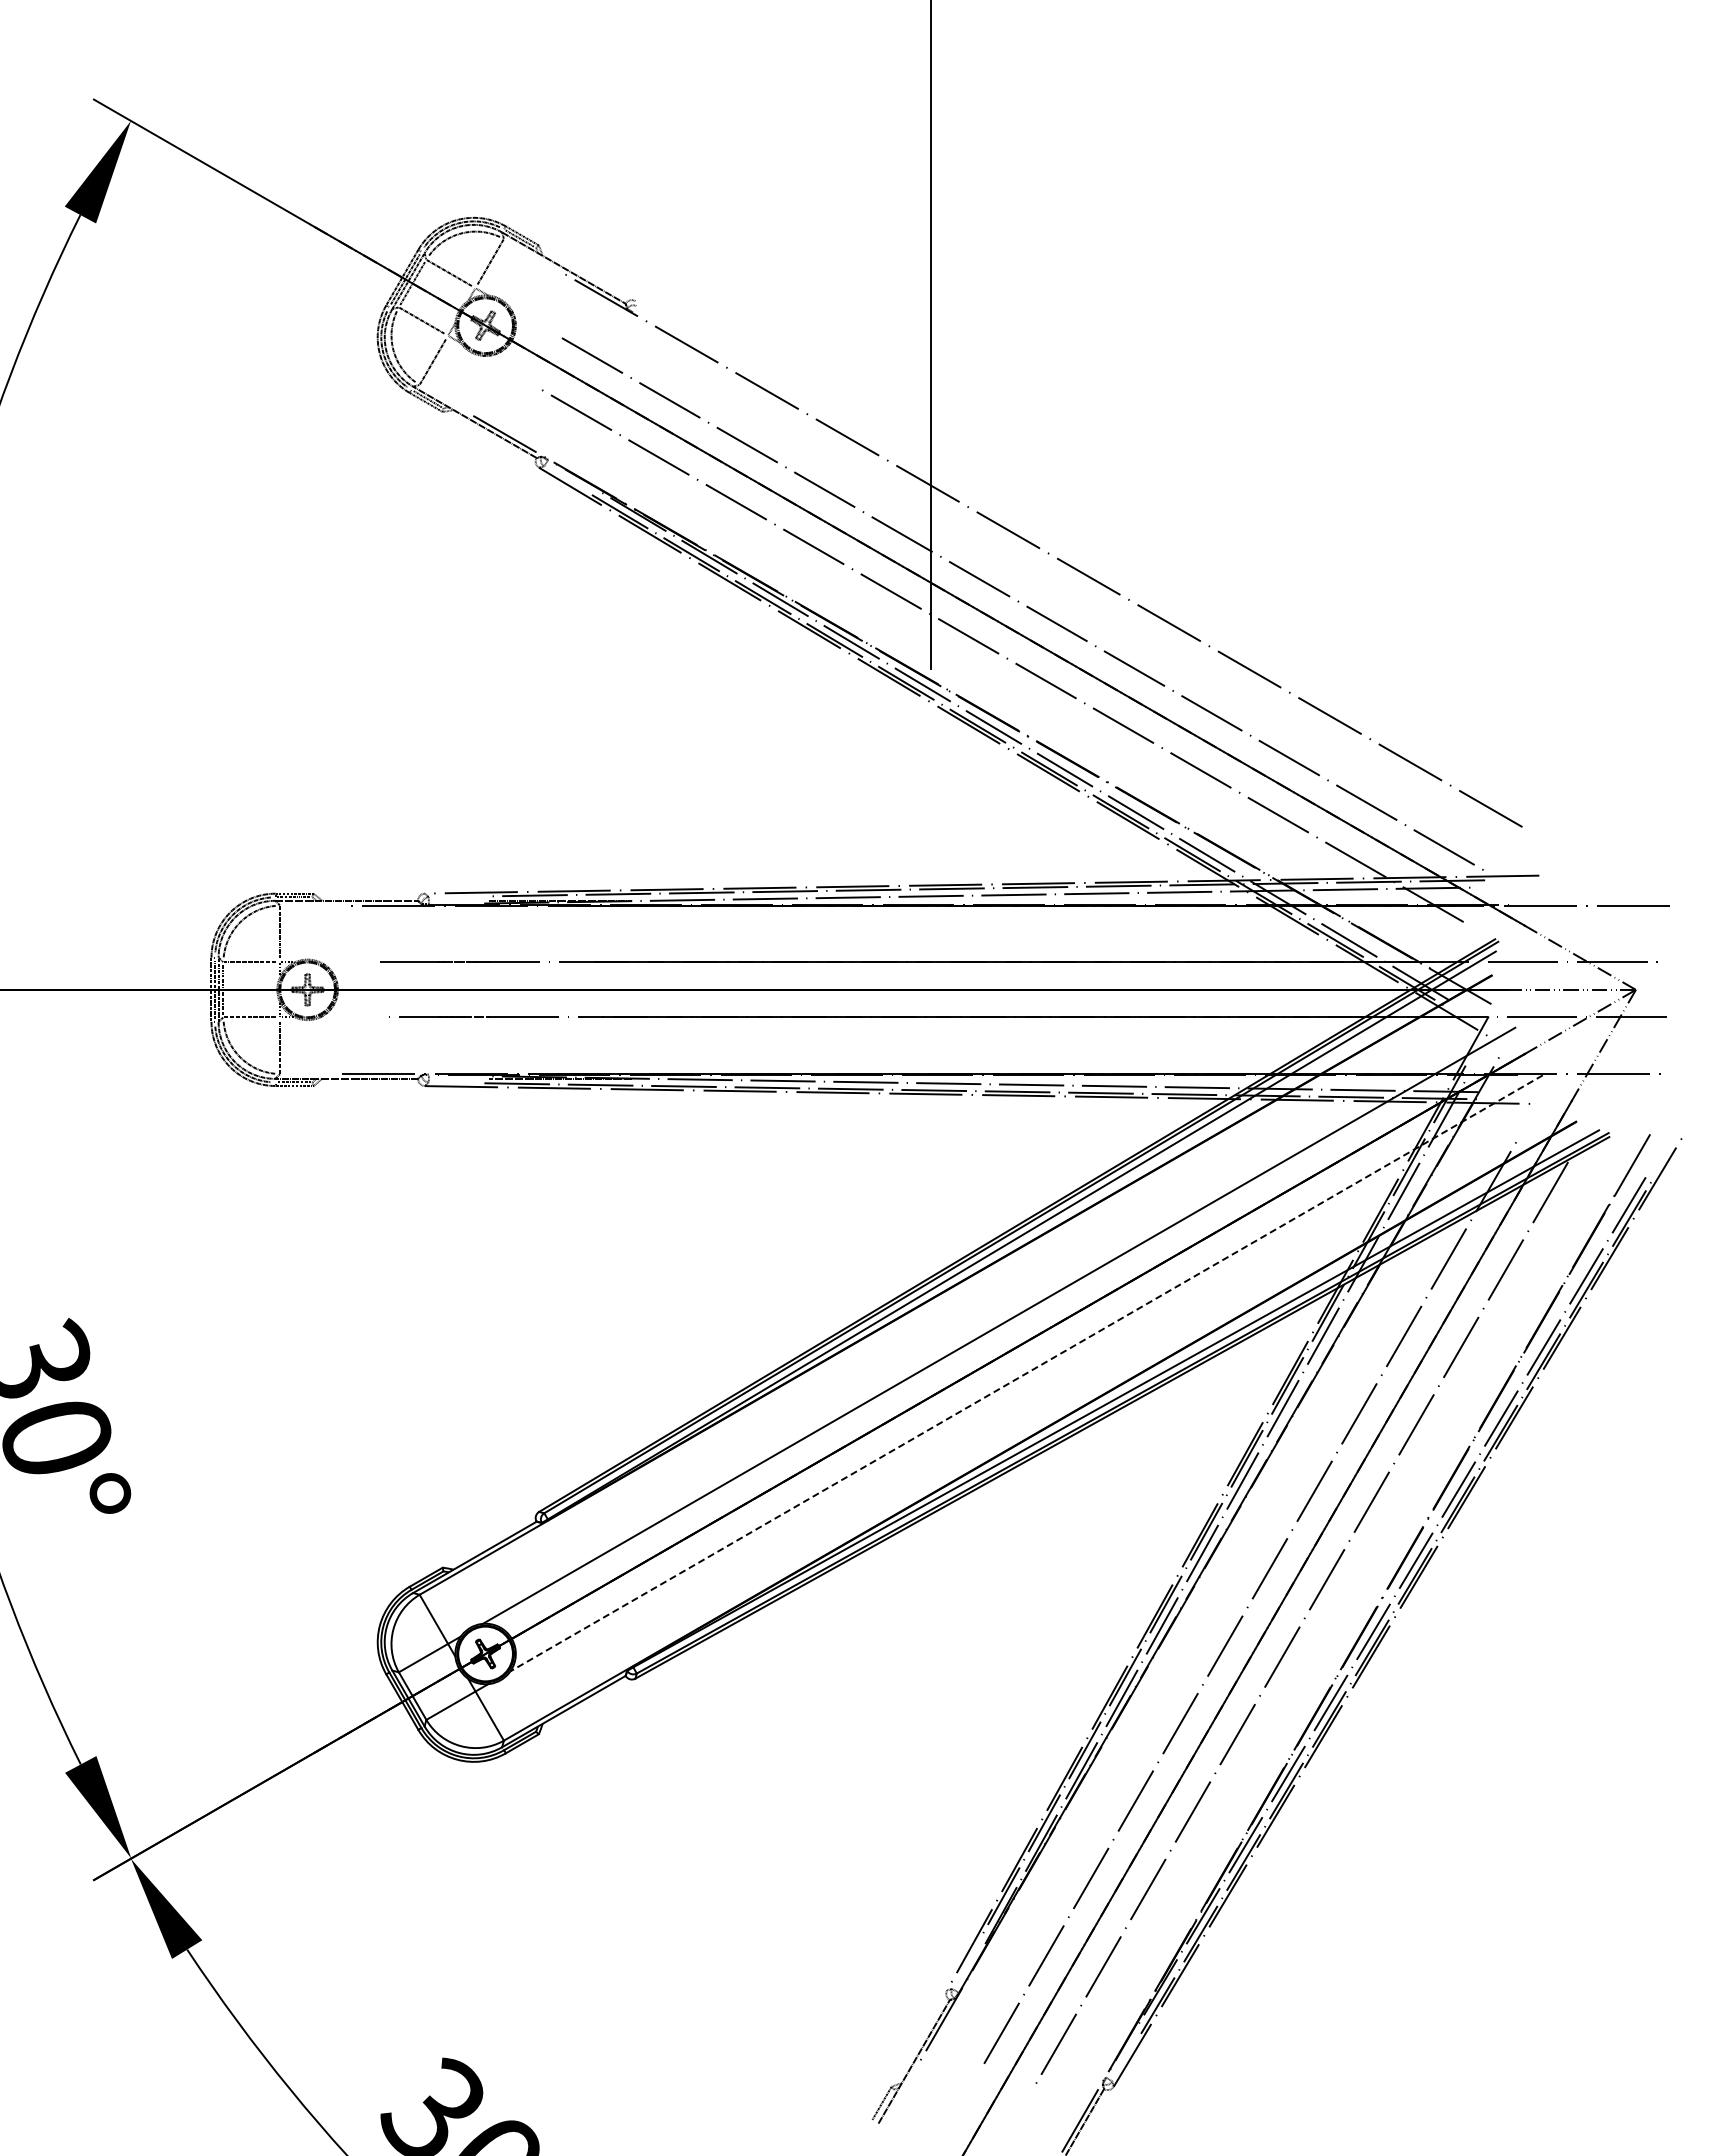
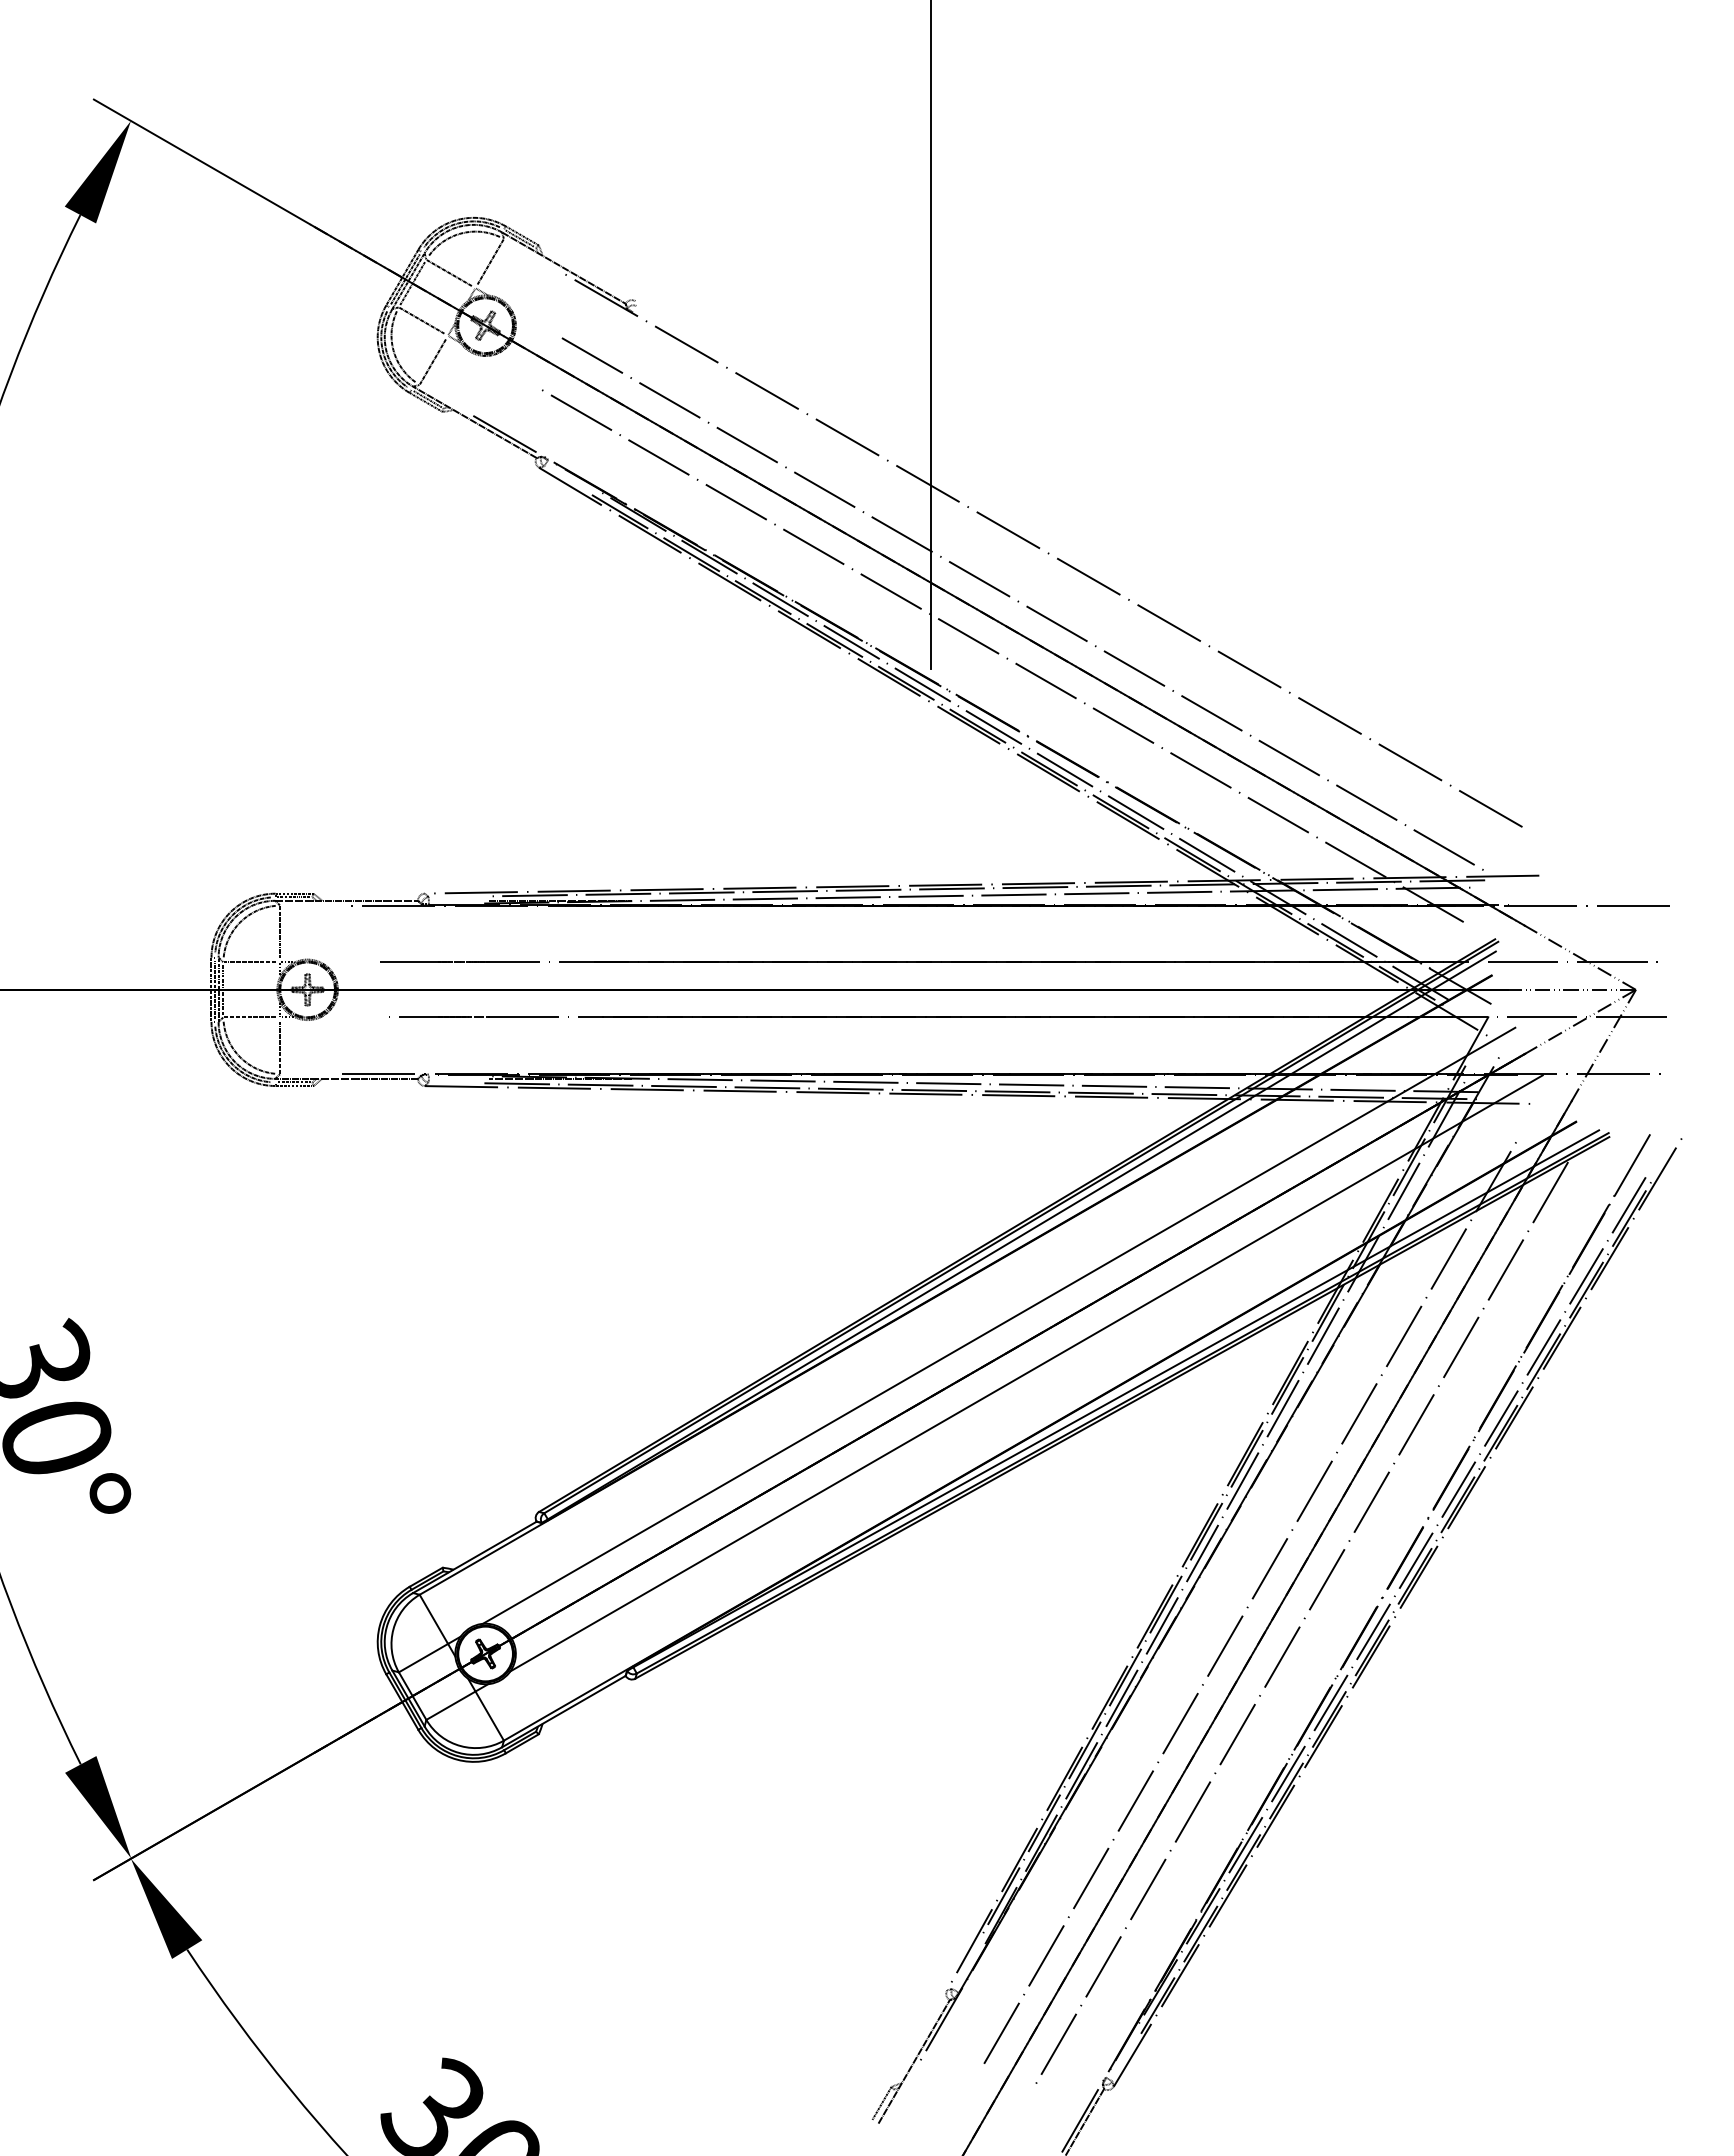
line: dashed -> solid (1026, 1373)
